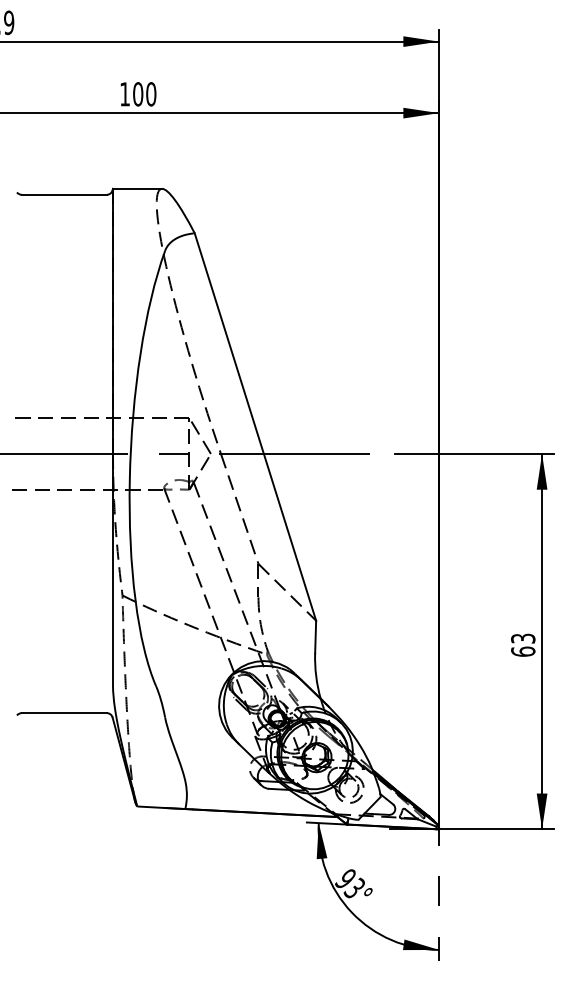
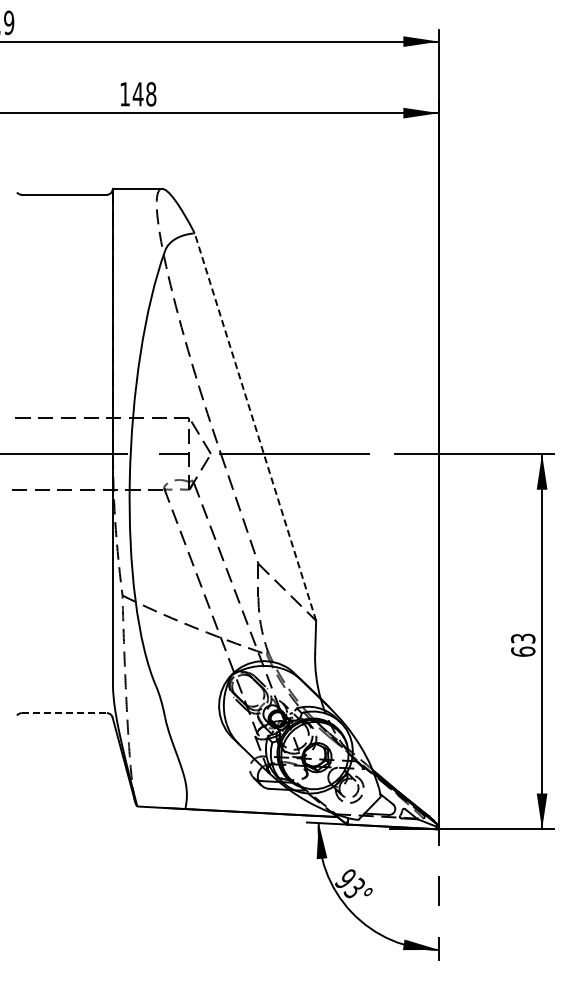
text: 100 -> 148 (144, 94)
line: solid -> dashed (255, 426)
line: solid -> dashed (64, 713)
